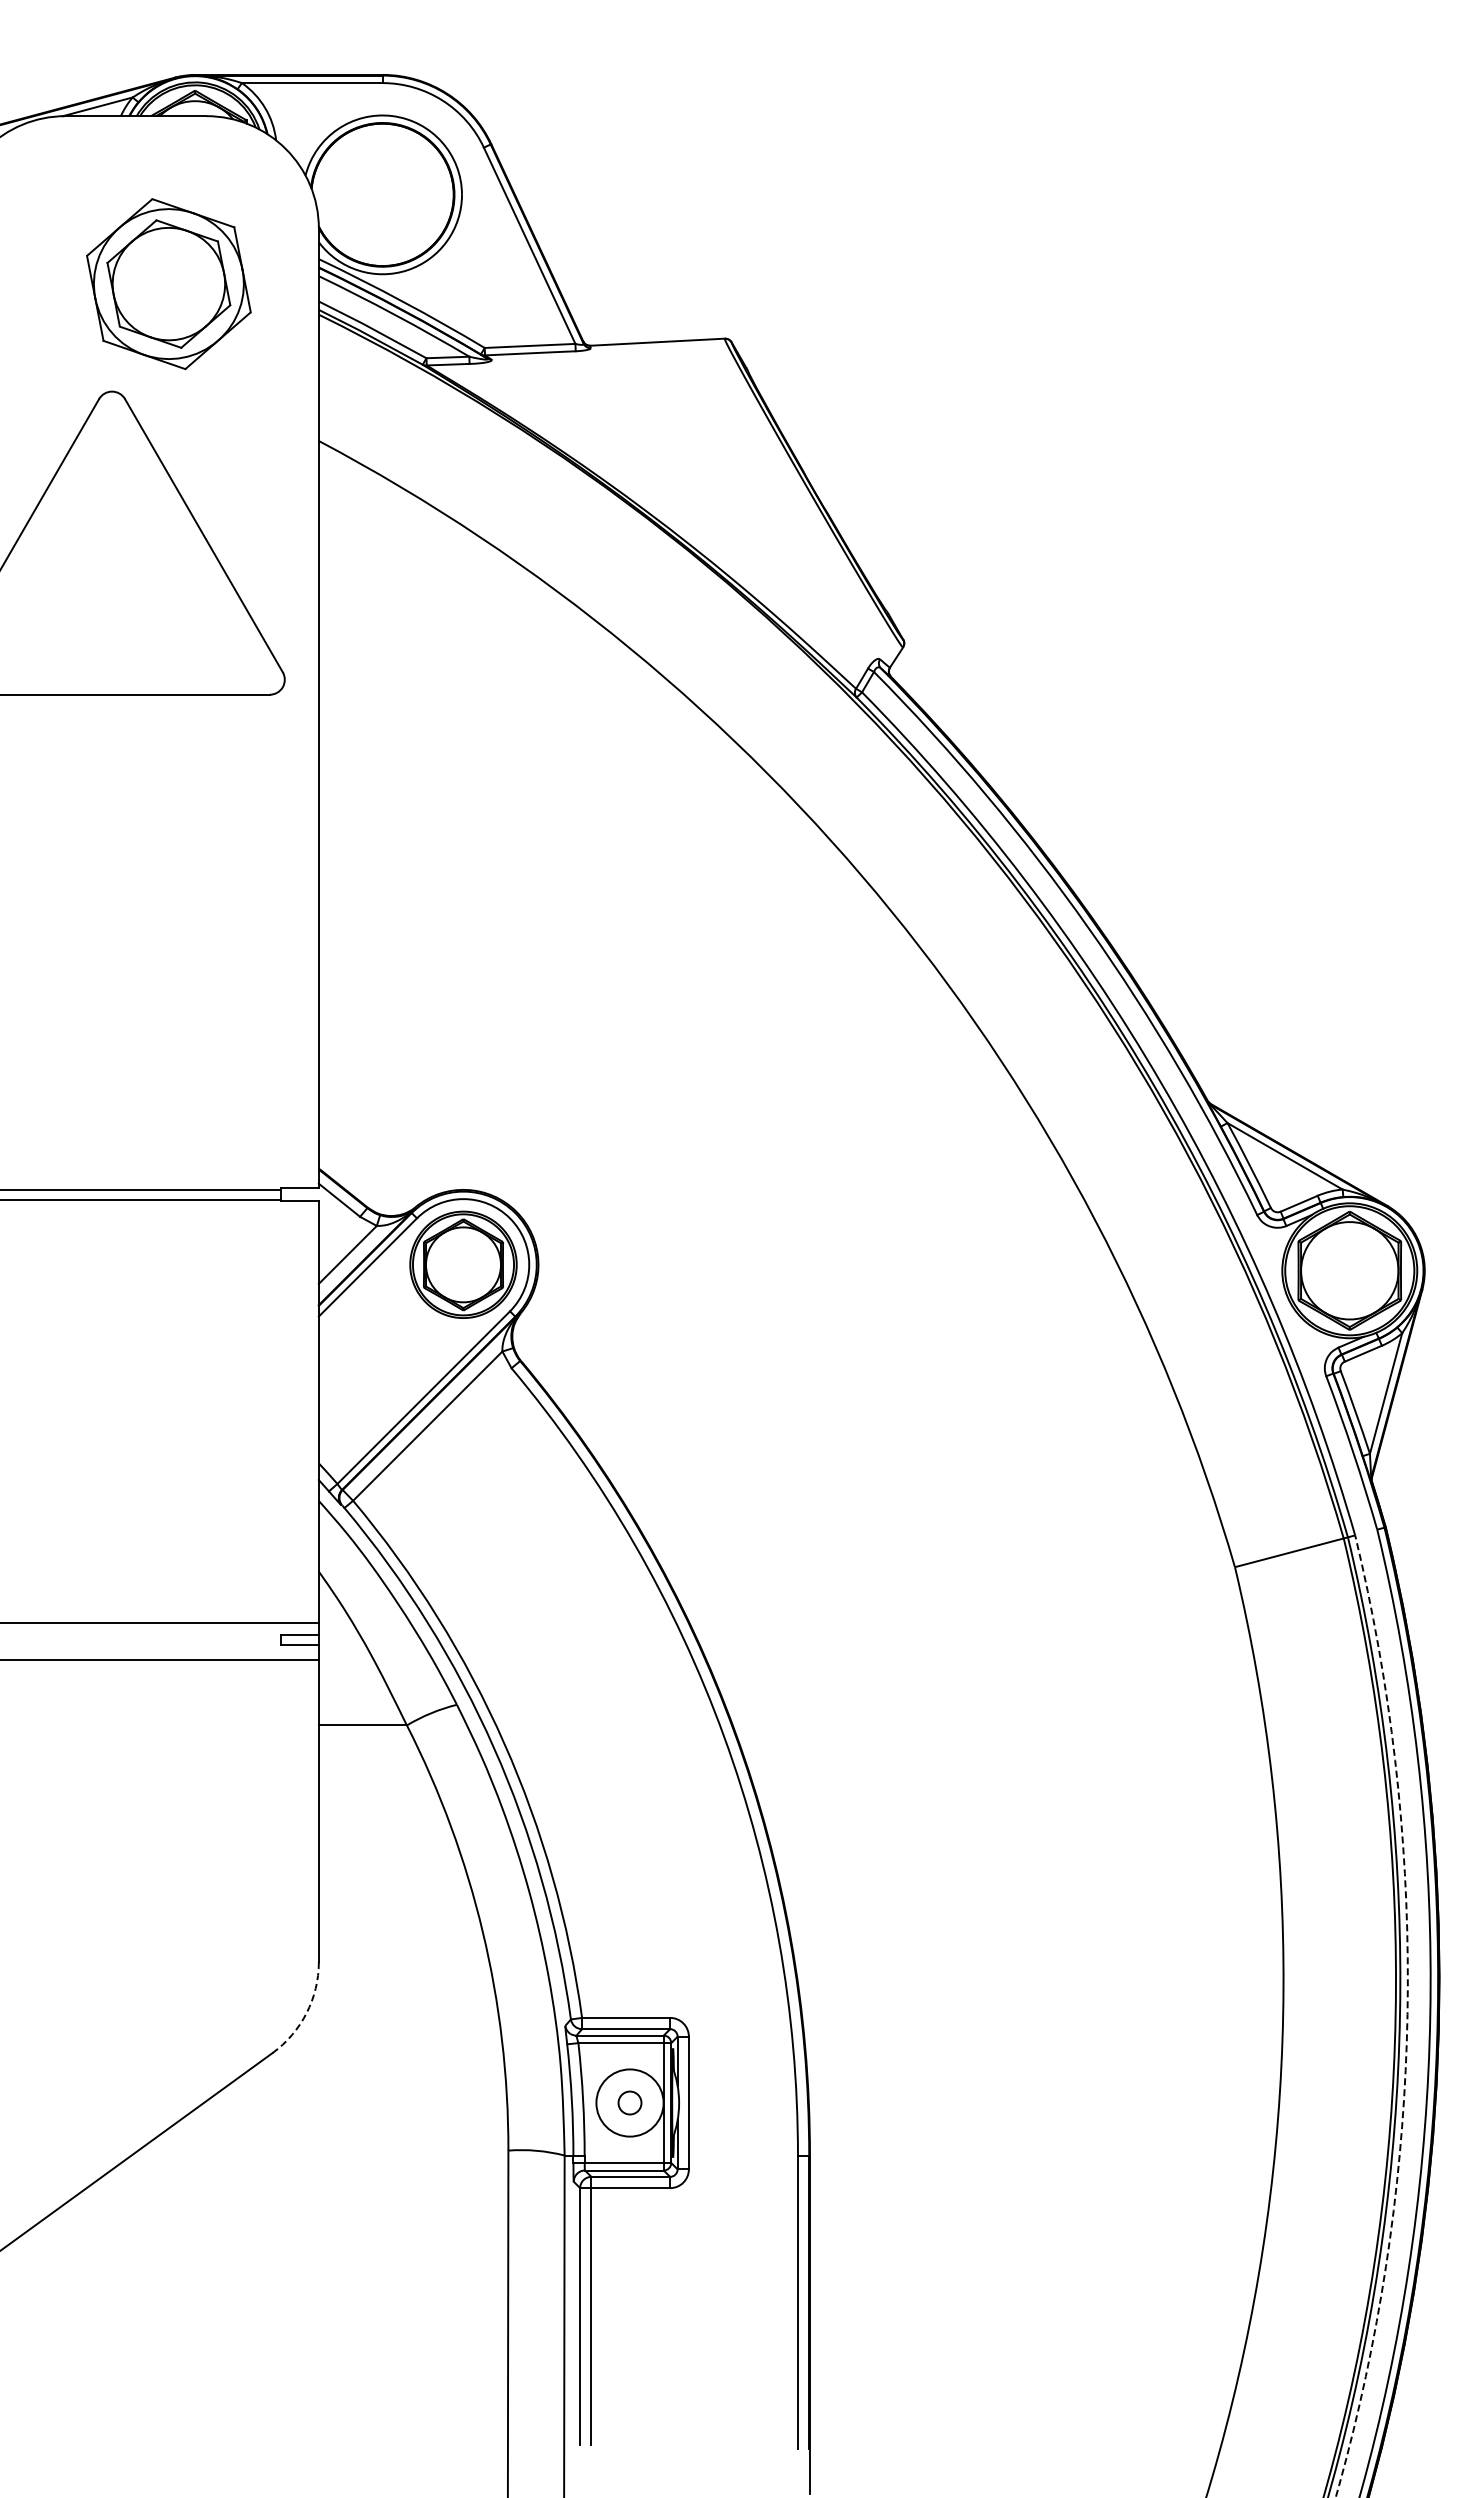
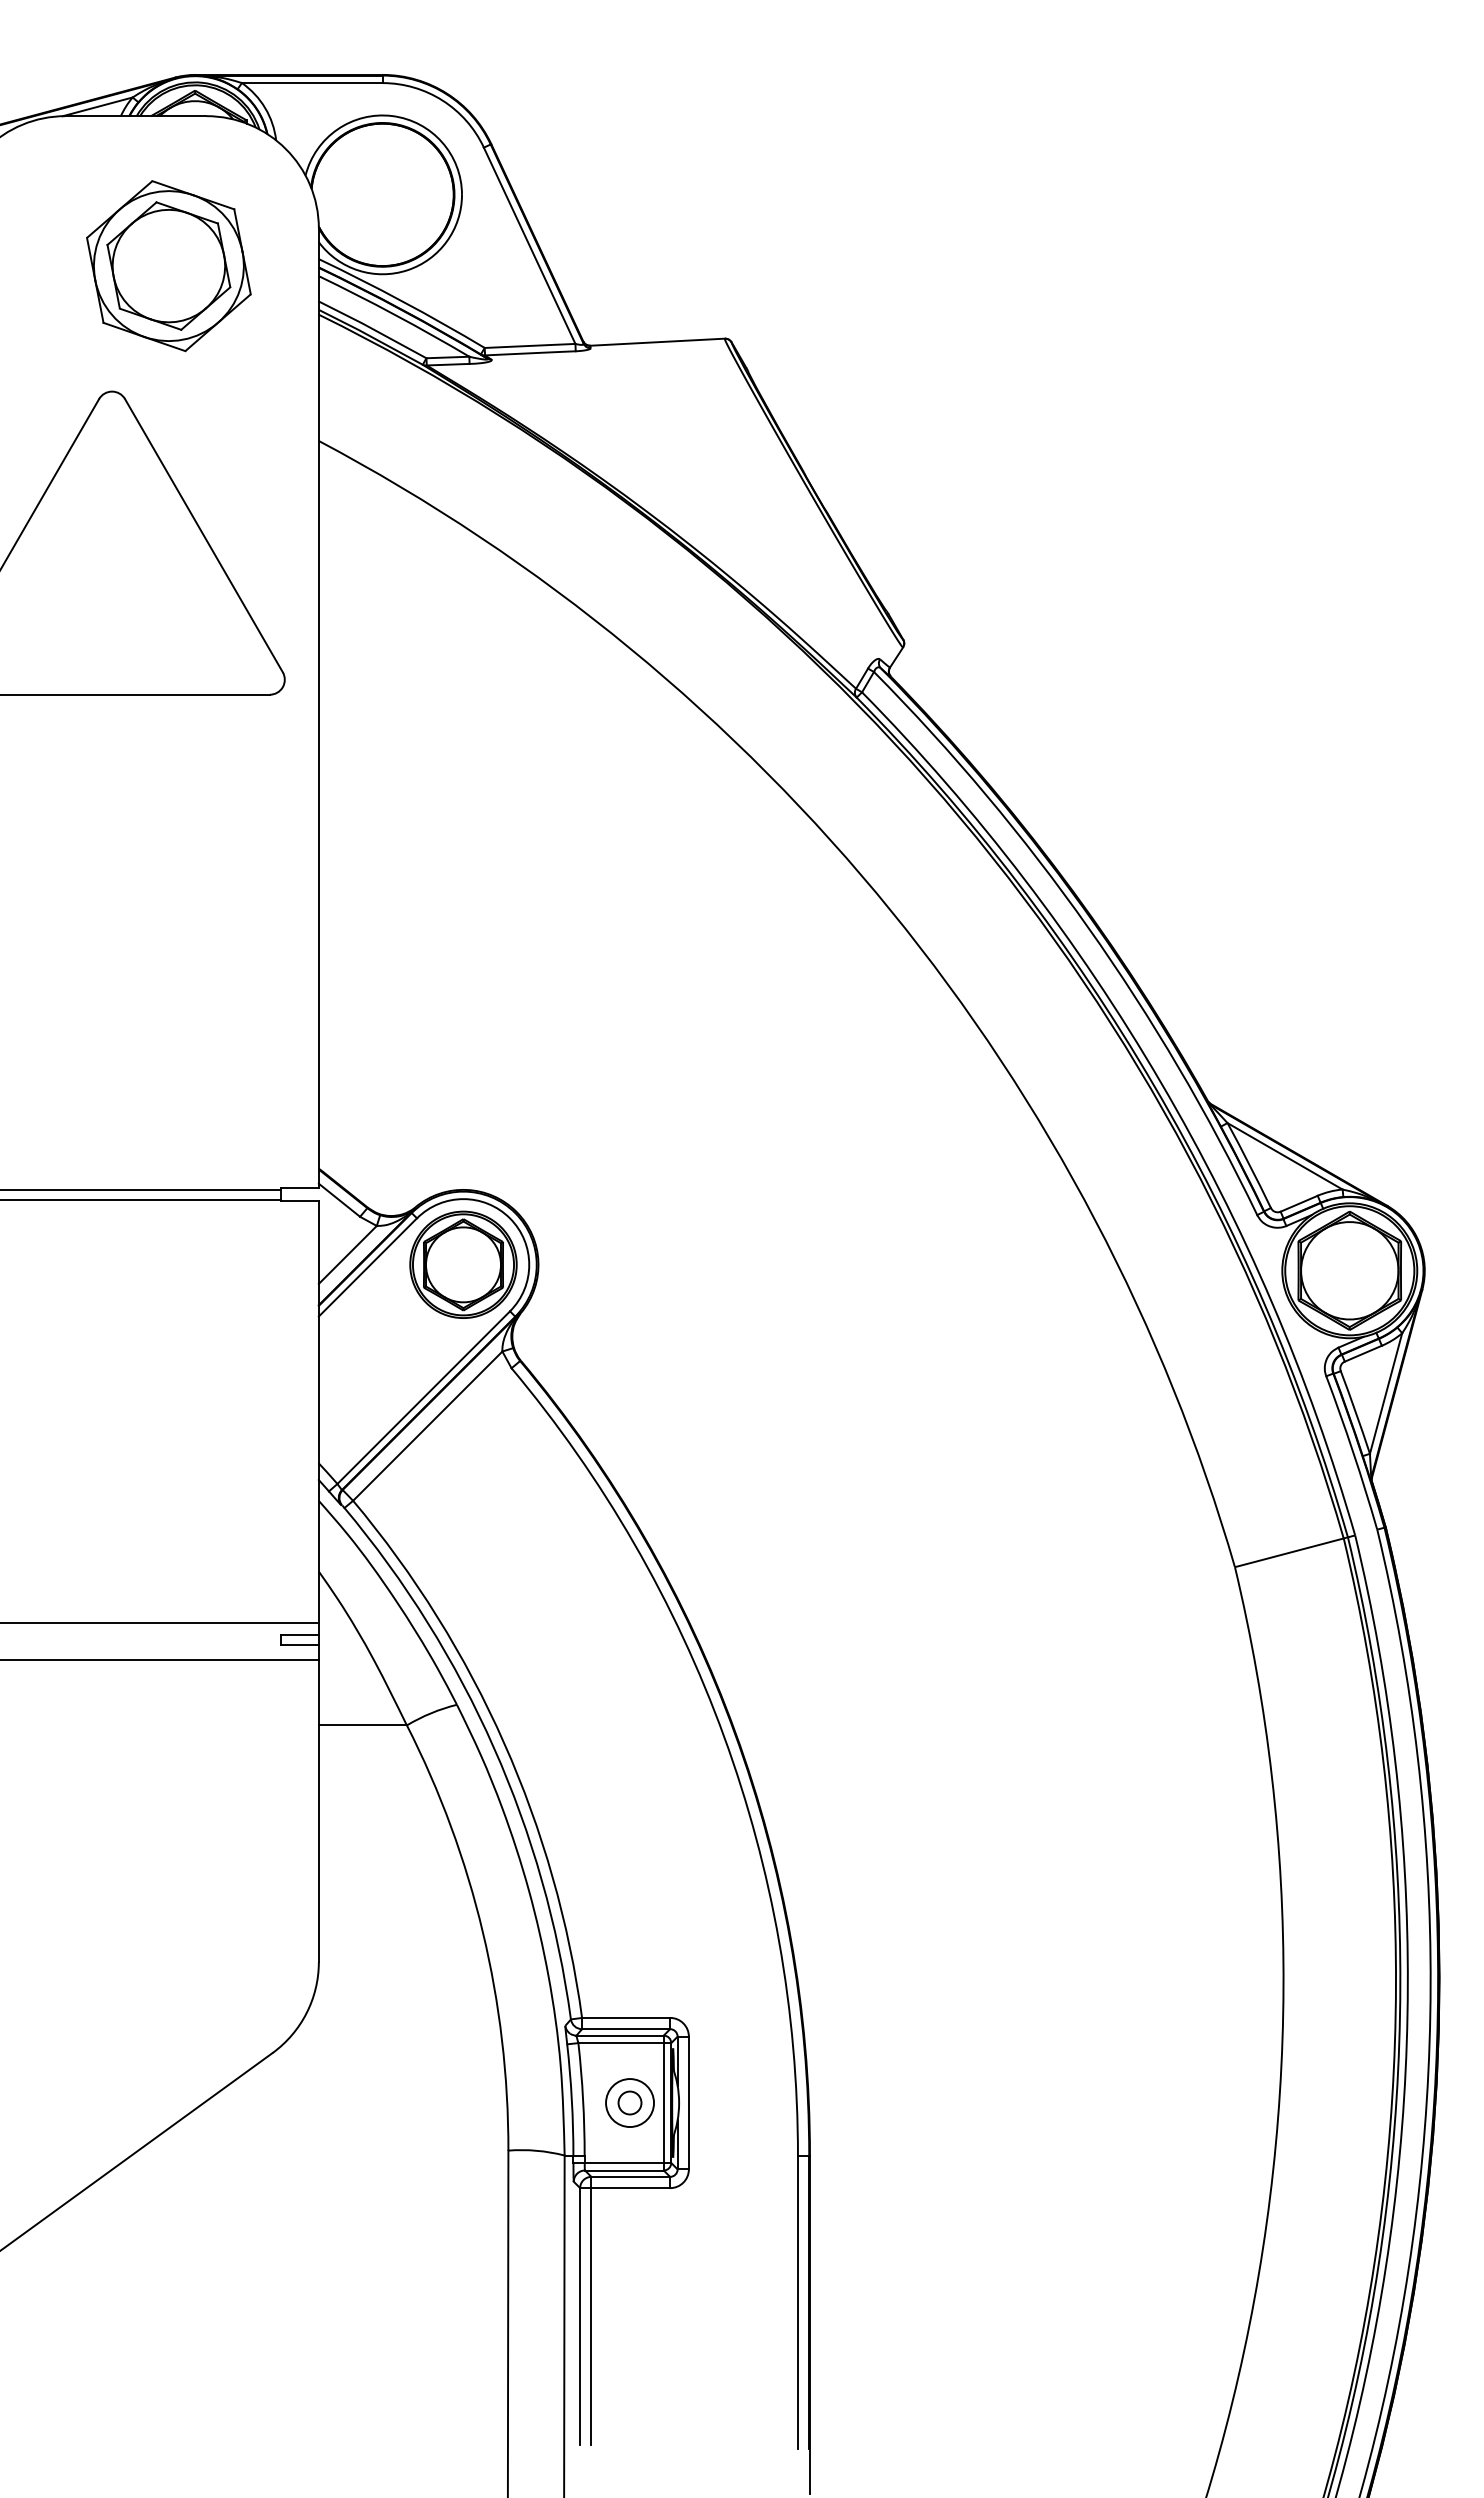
part position: (168, 284) -> (168, 266) (168, 266)
arc: dashed -> solid (306, 2013)
arc: dashed -> solid (1407, 2018)
circle diameter: 67 px -> 48 px (630, 2103)
